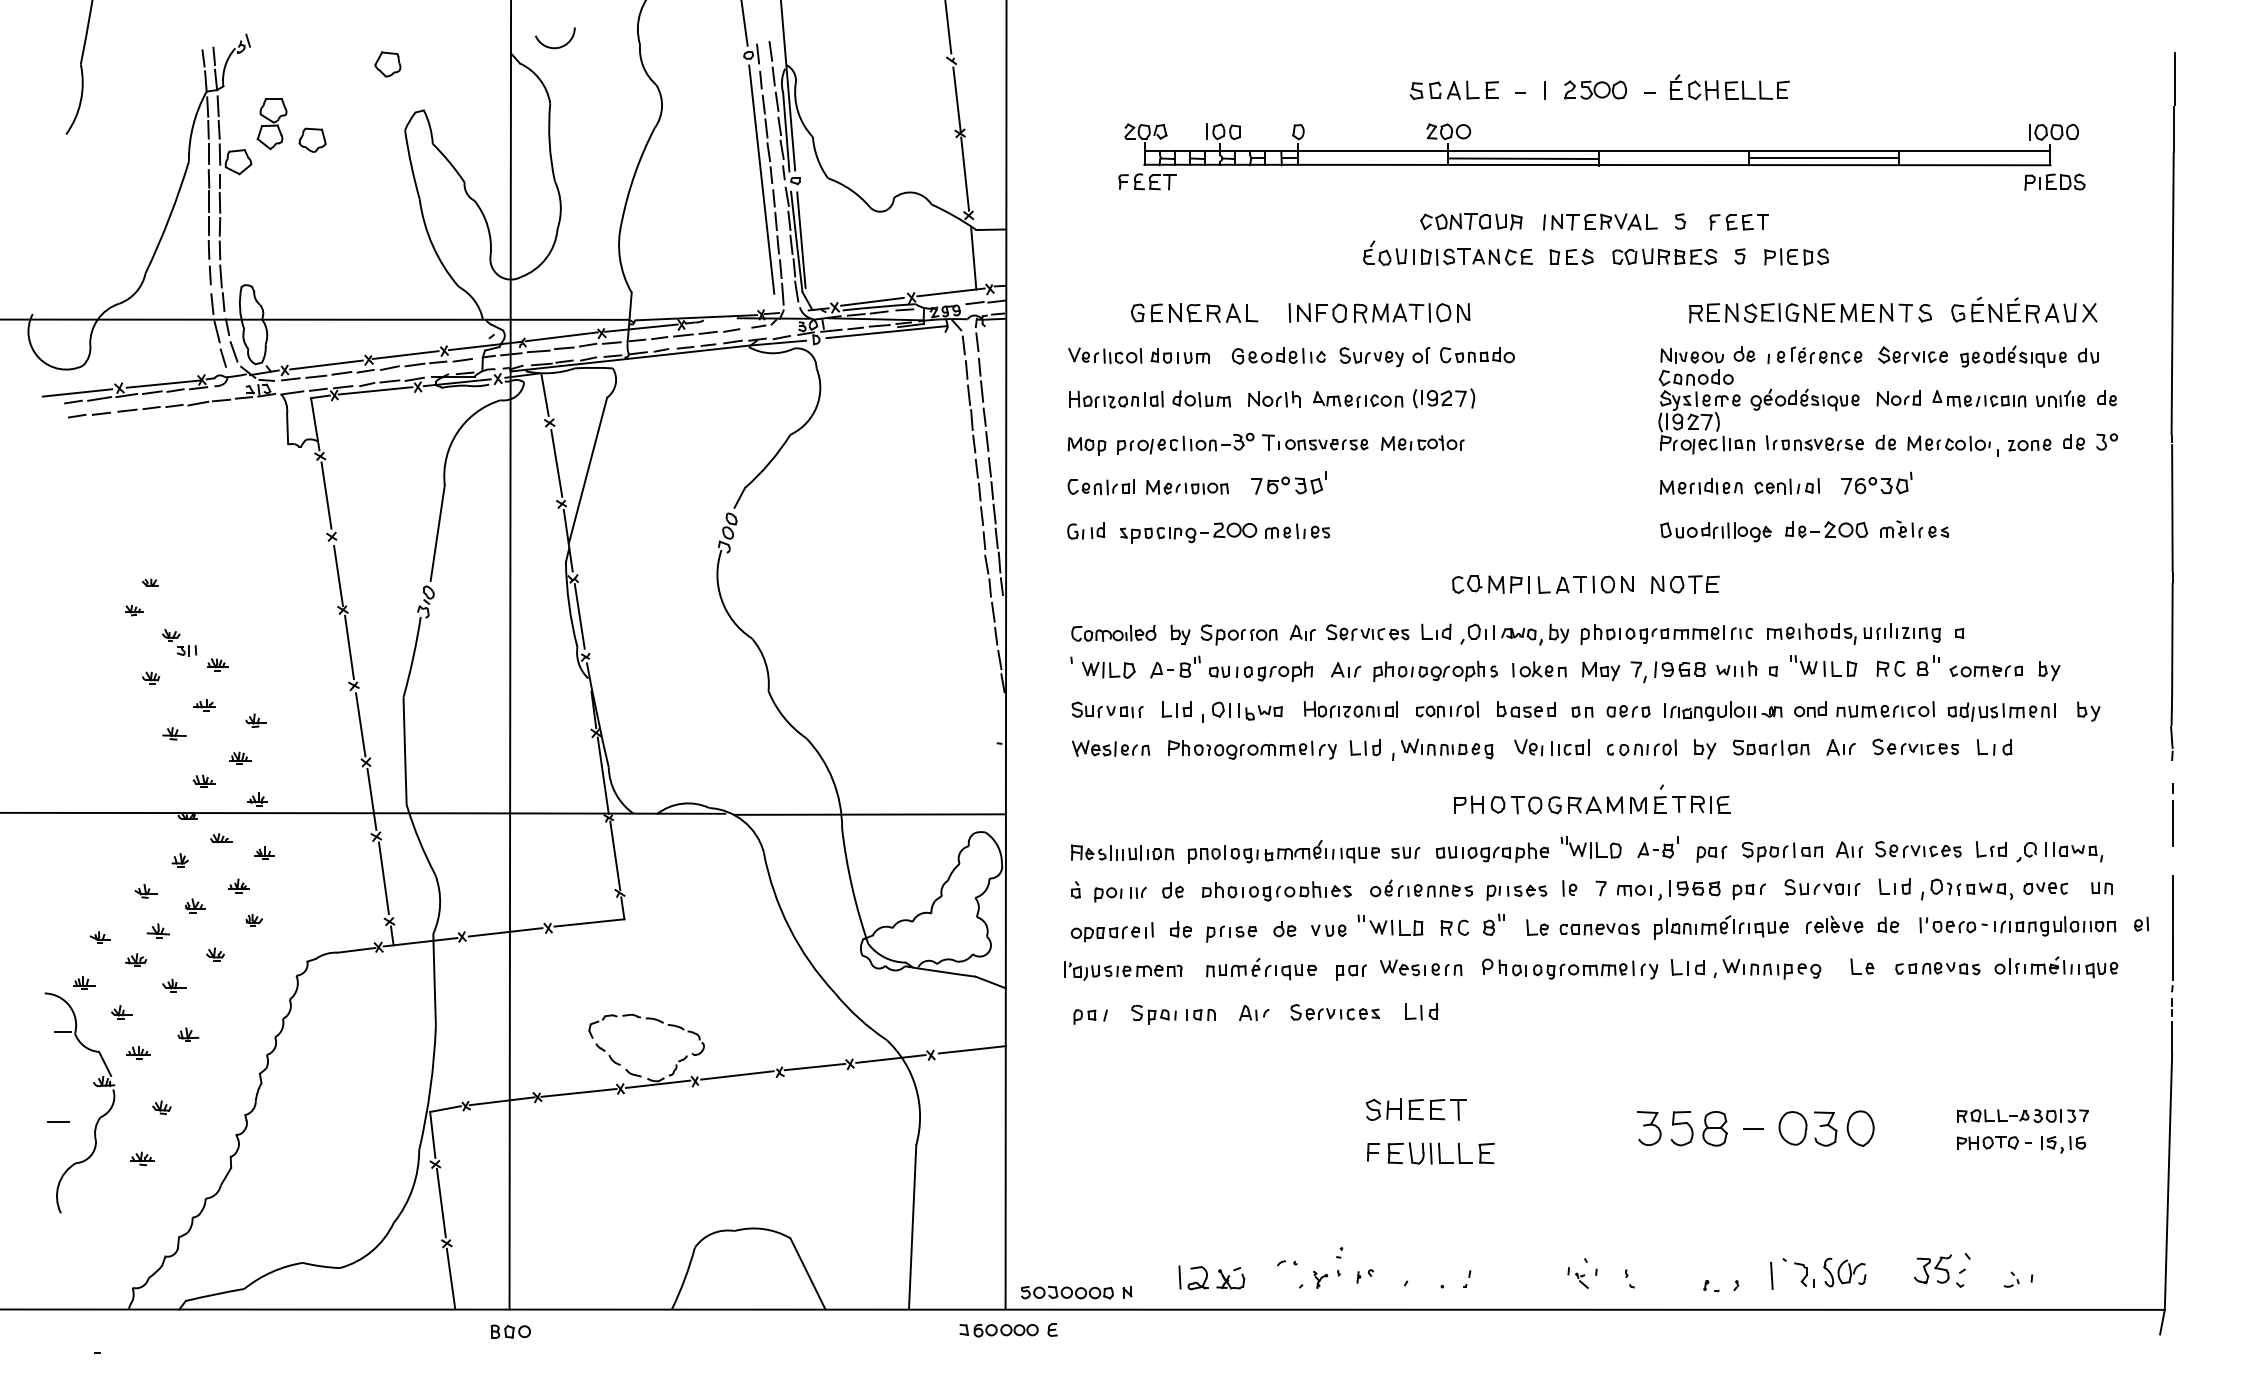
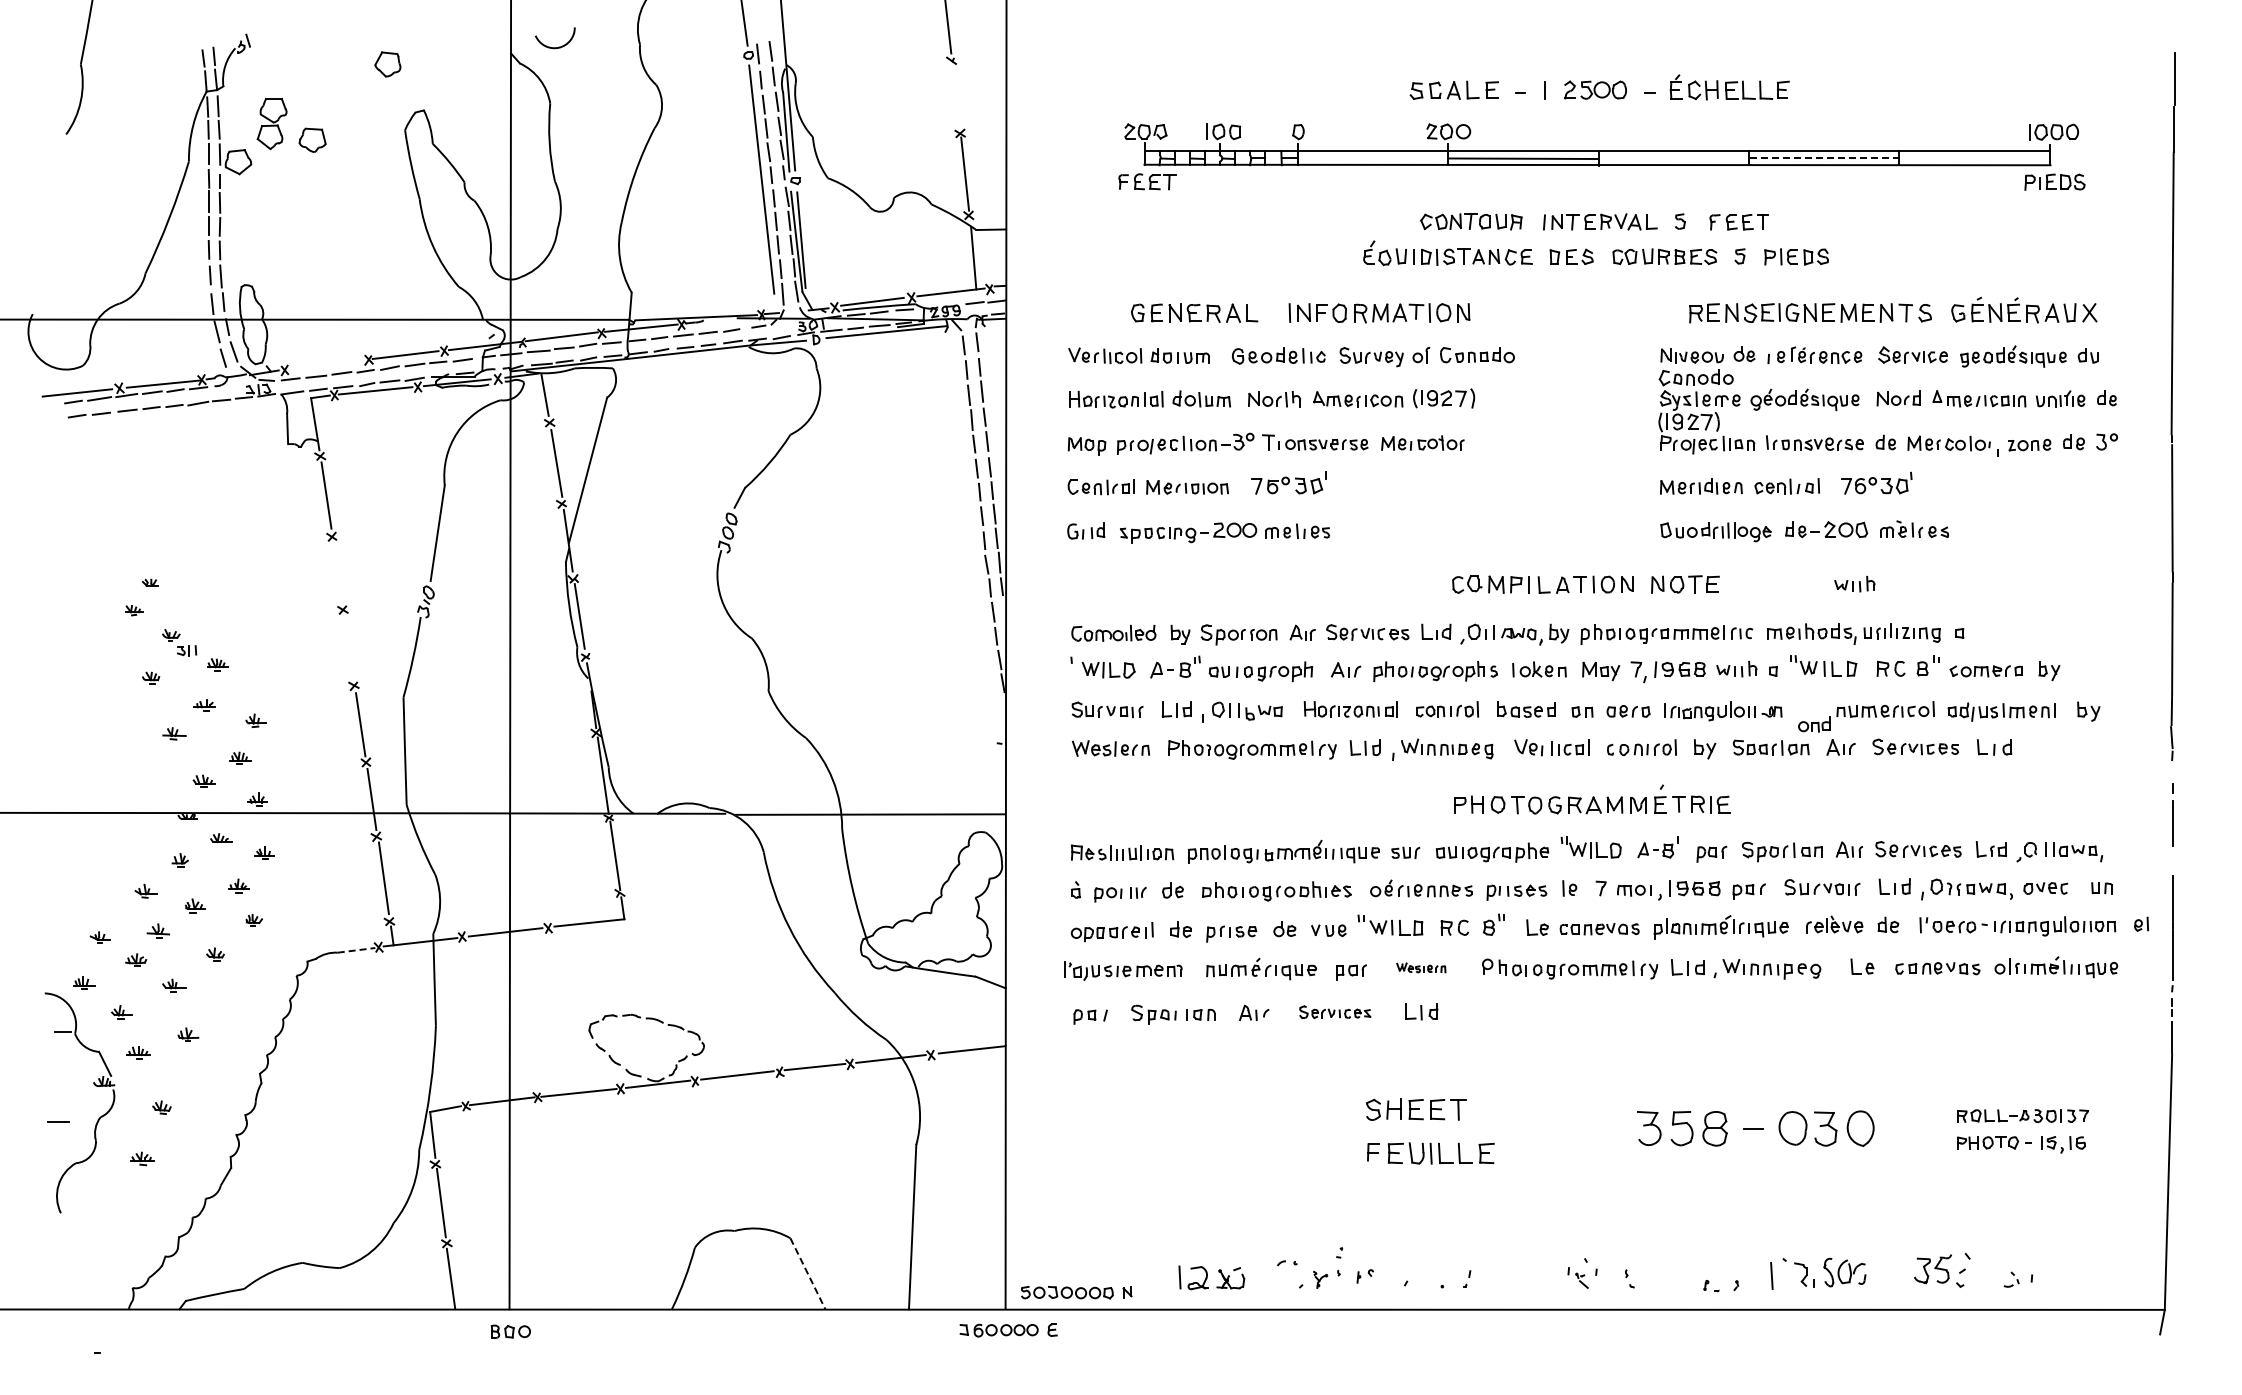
line: present -> none (956, 99)
line: solid -> dashed (1824, 158)
line: present -> none (326, 364)
line: present -> none (338, 575)
part: none -> present (1854, 584)
line: present -> none (349, 647)
part position: (1810, 709) -> (1814, 724) (1814, 724)
line: solid -> dashed (356, 950)
part size: 83x18 px -> 51x12 px (1421, 967)
part size: 90x18 px -> 73x15 px (1335, 1012)
line: solid -> dashed (807, 1273)
